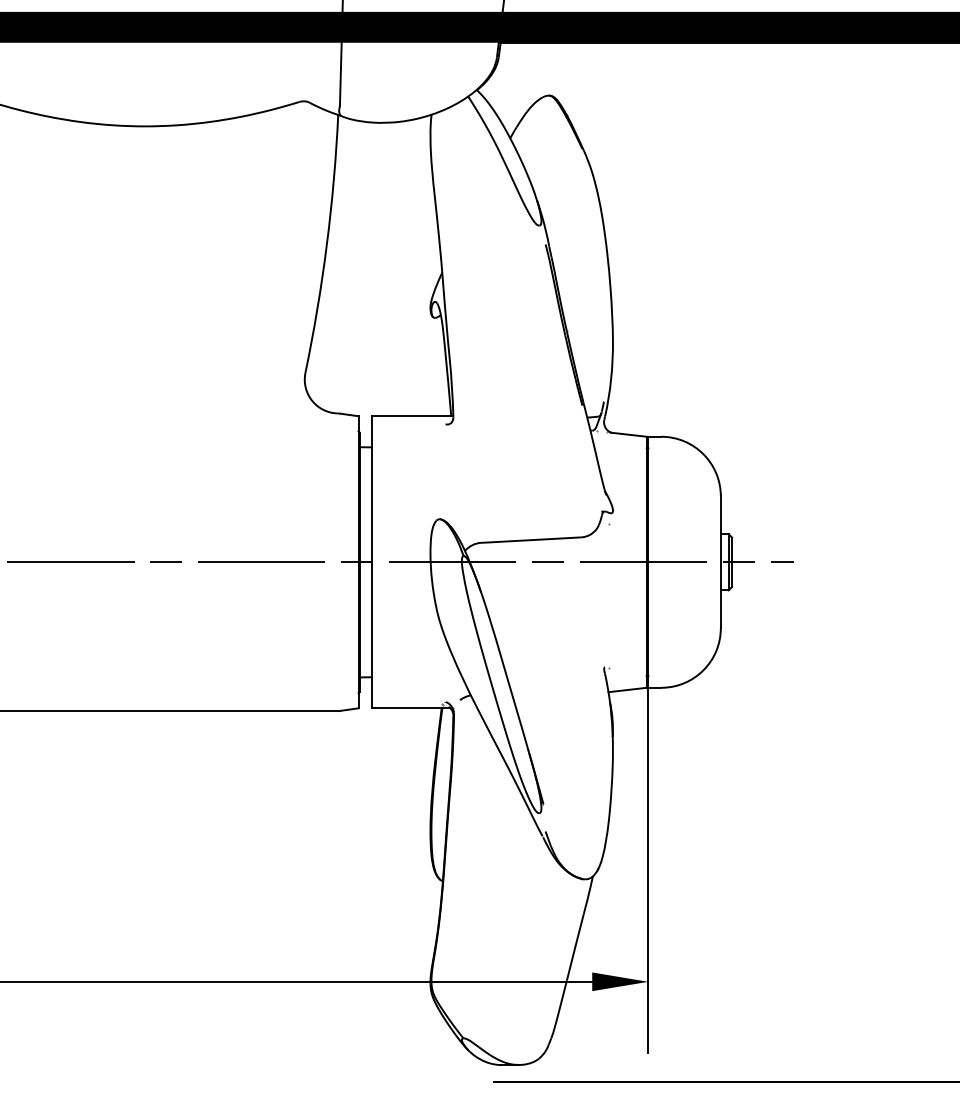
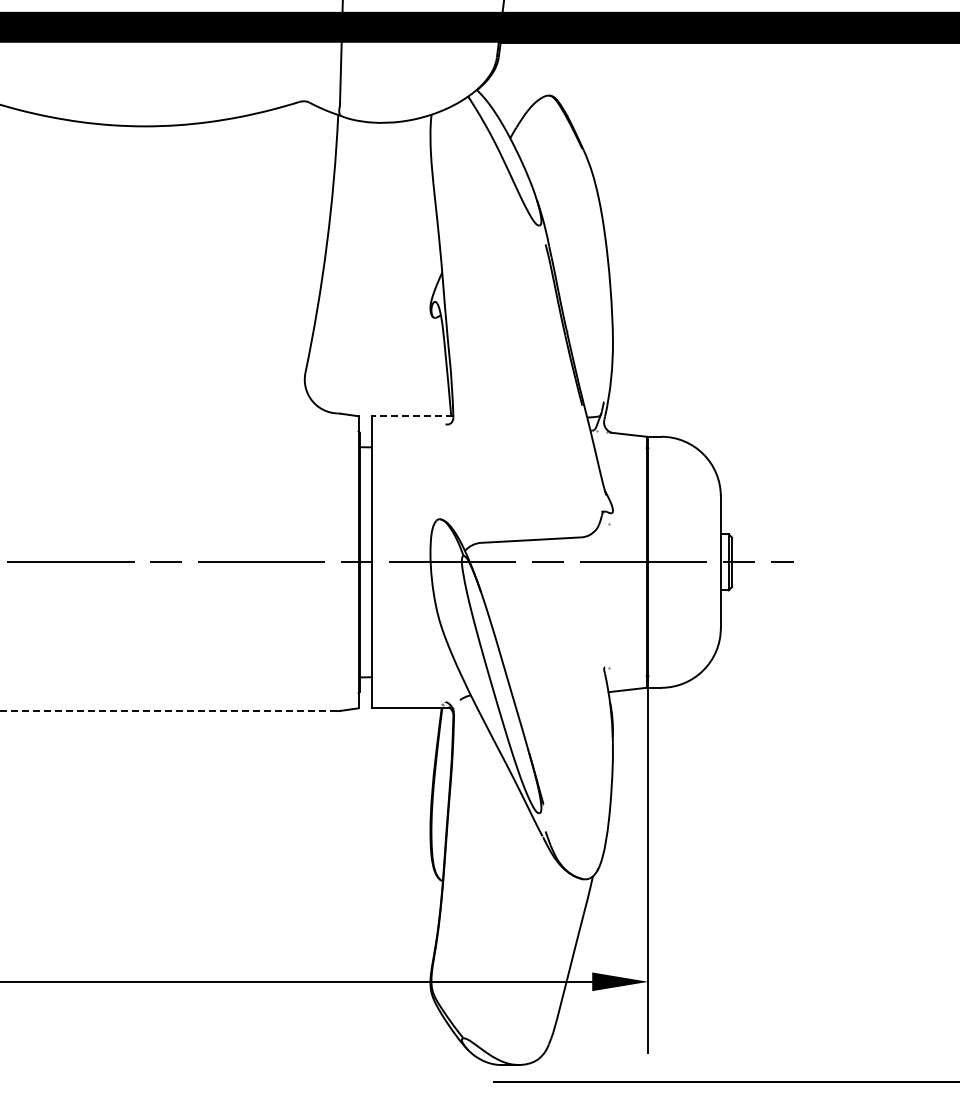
line: solid -> dashed (412, 416)
line: solid -> dashed (168, 711)
